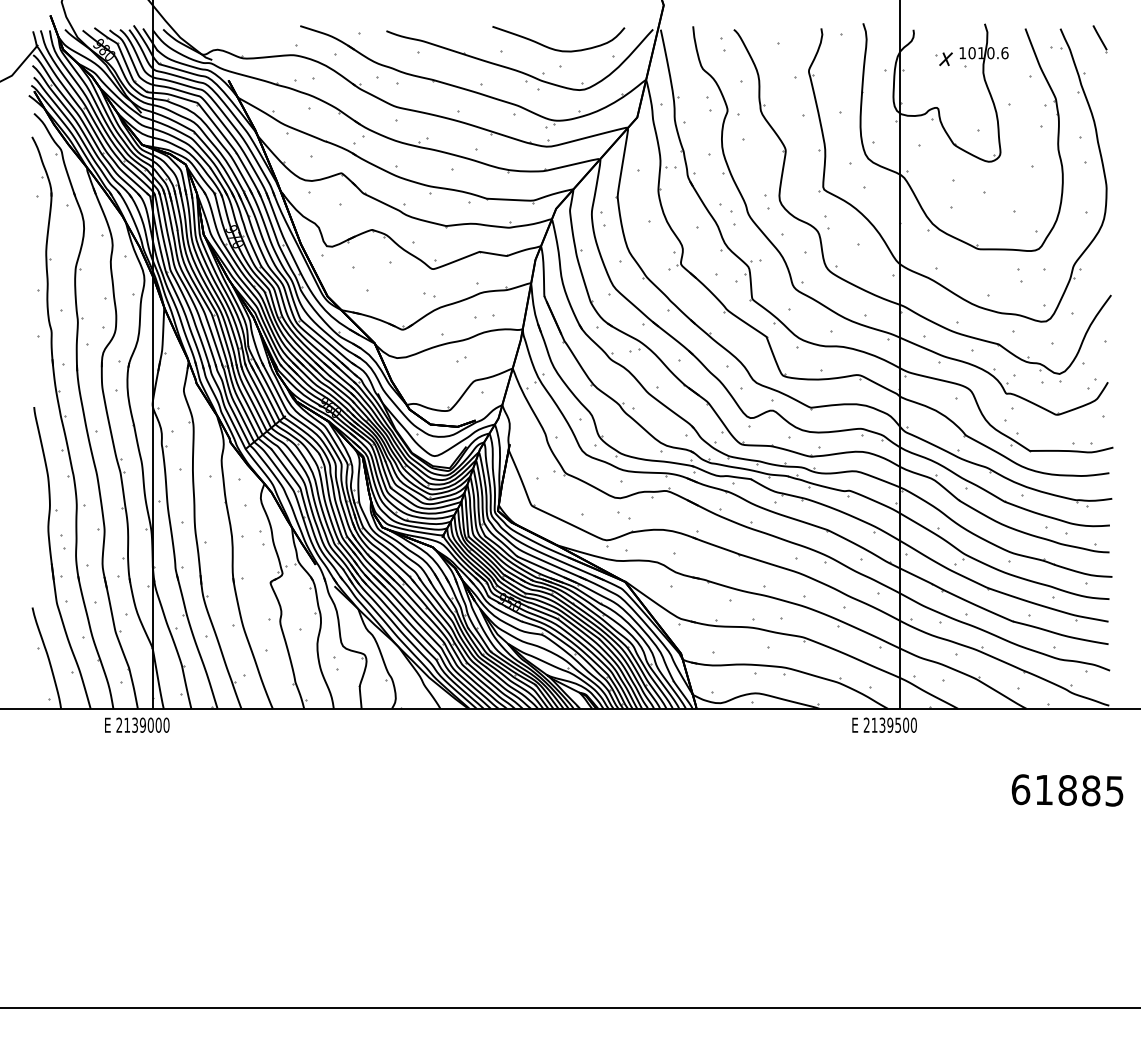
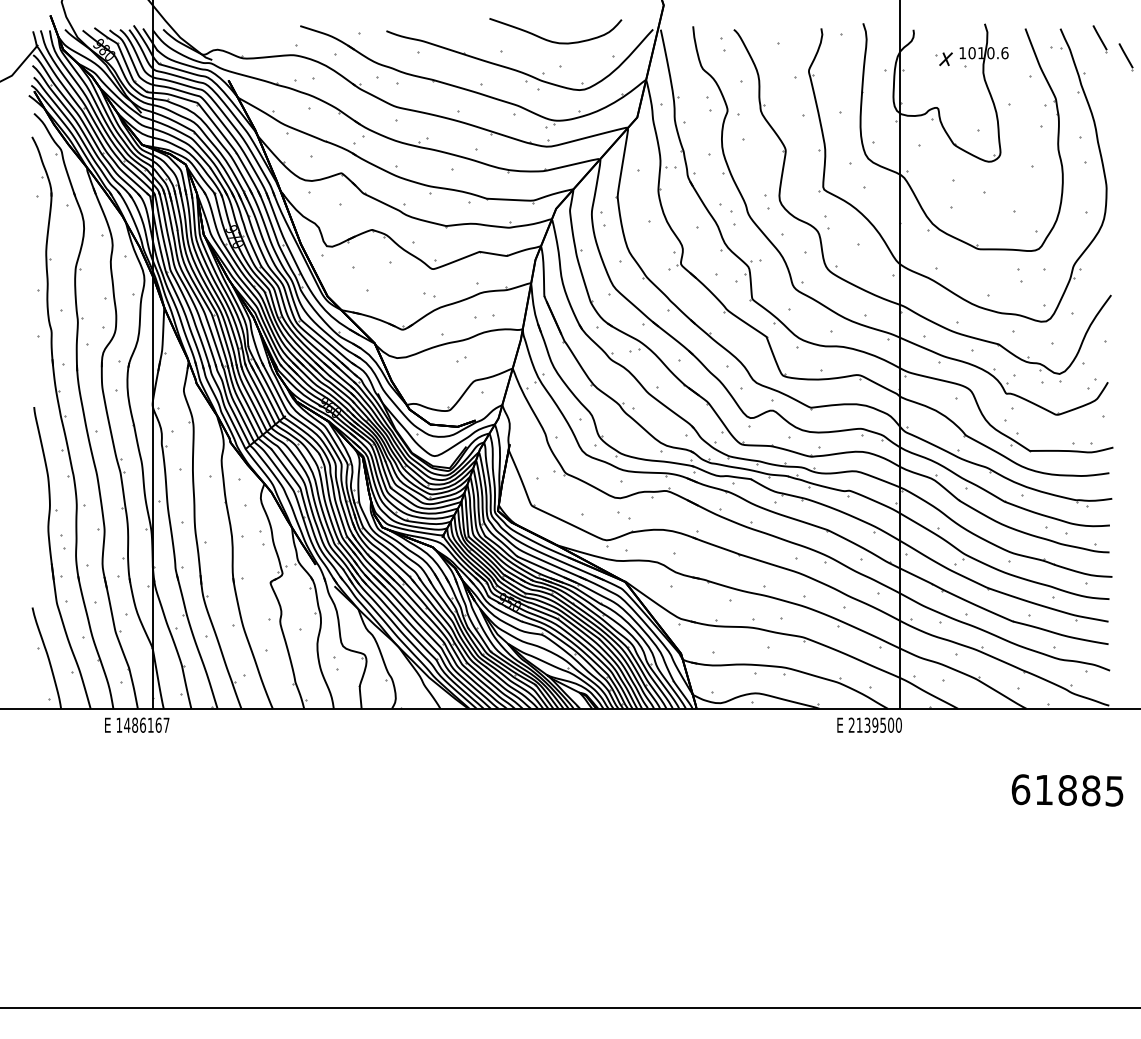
curve position: (554, 48) -> (551, 40) (551, 40)
part: none -> present (1125, 57)
text: 2139000 -> 1486167 (142, 724)
text position: (884, 724) -> (869, 724) (869, 724)
